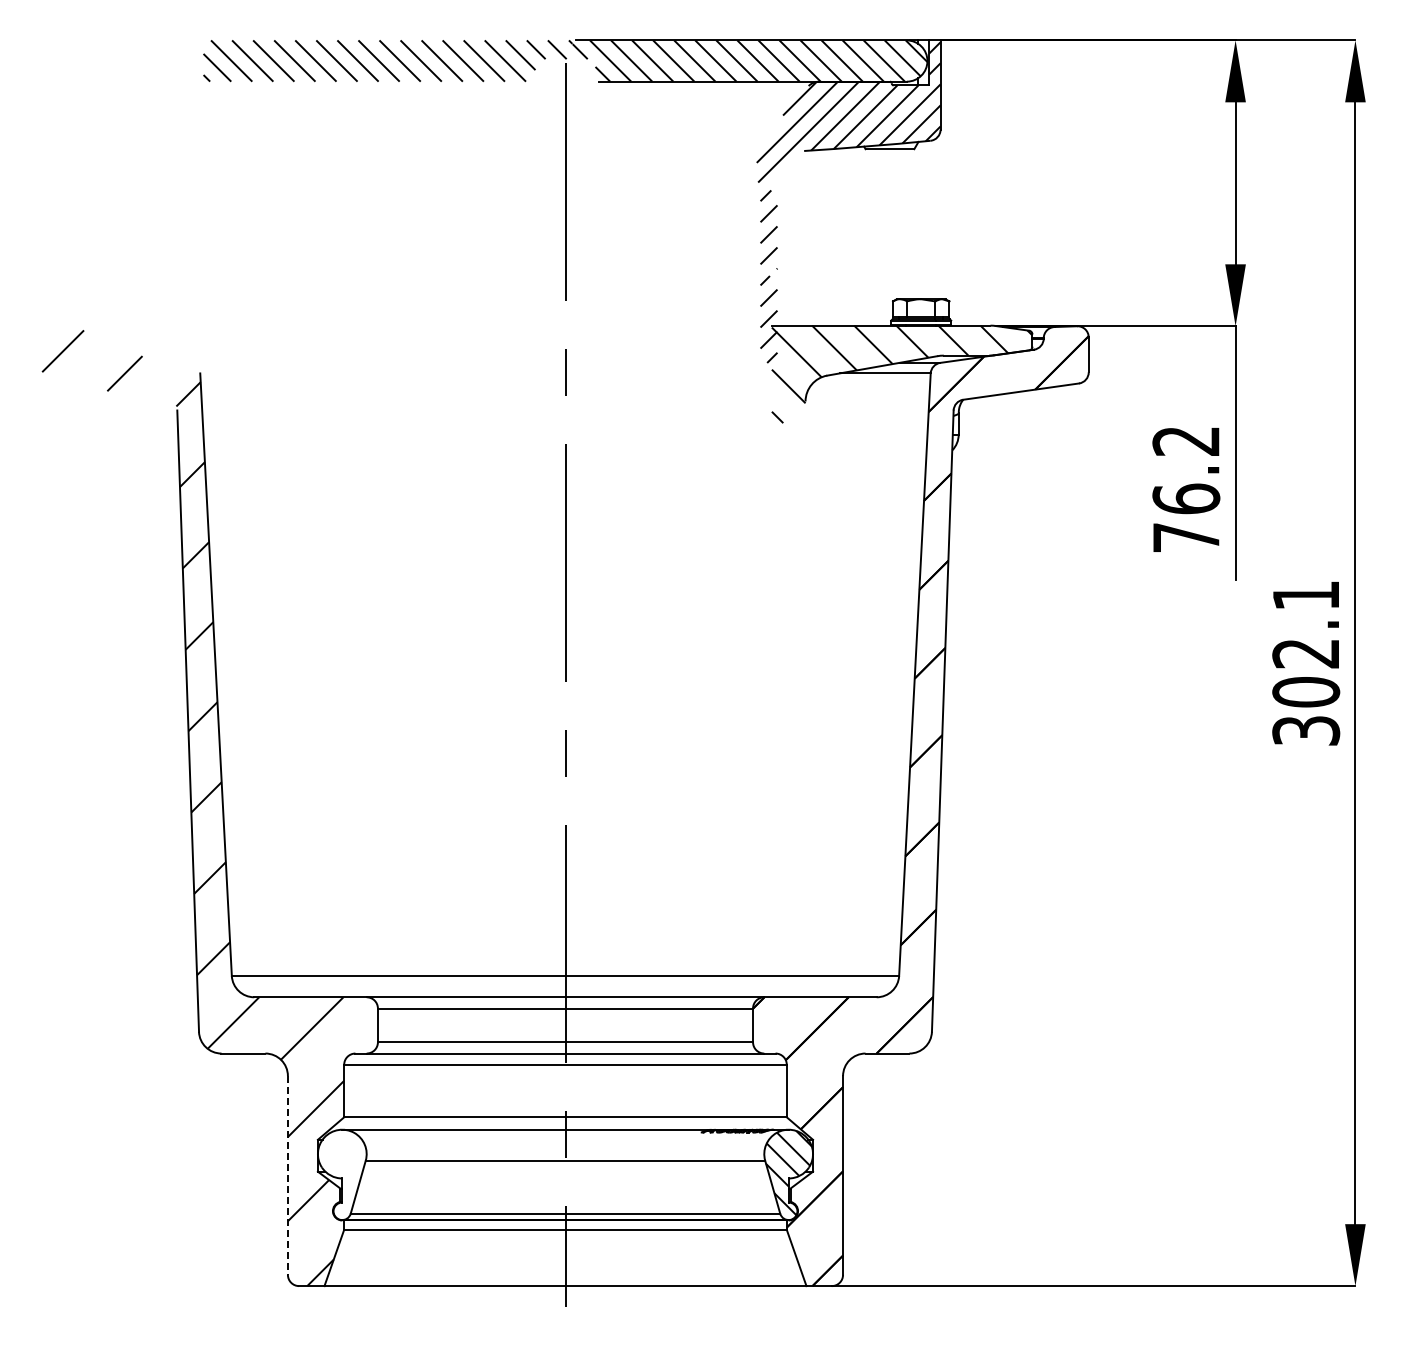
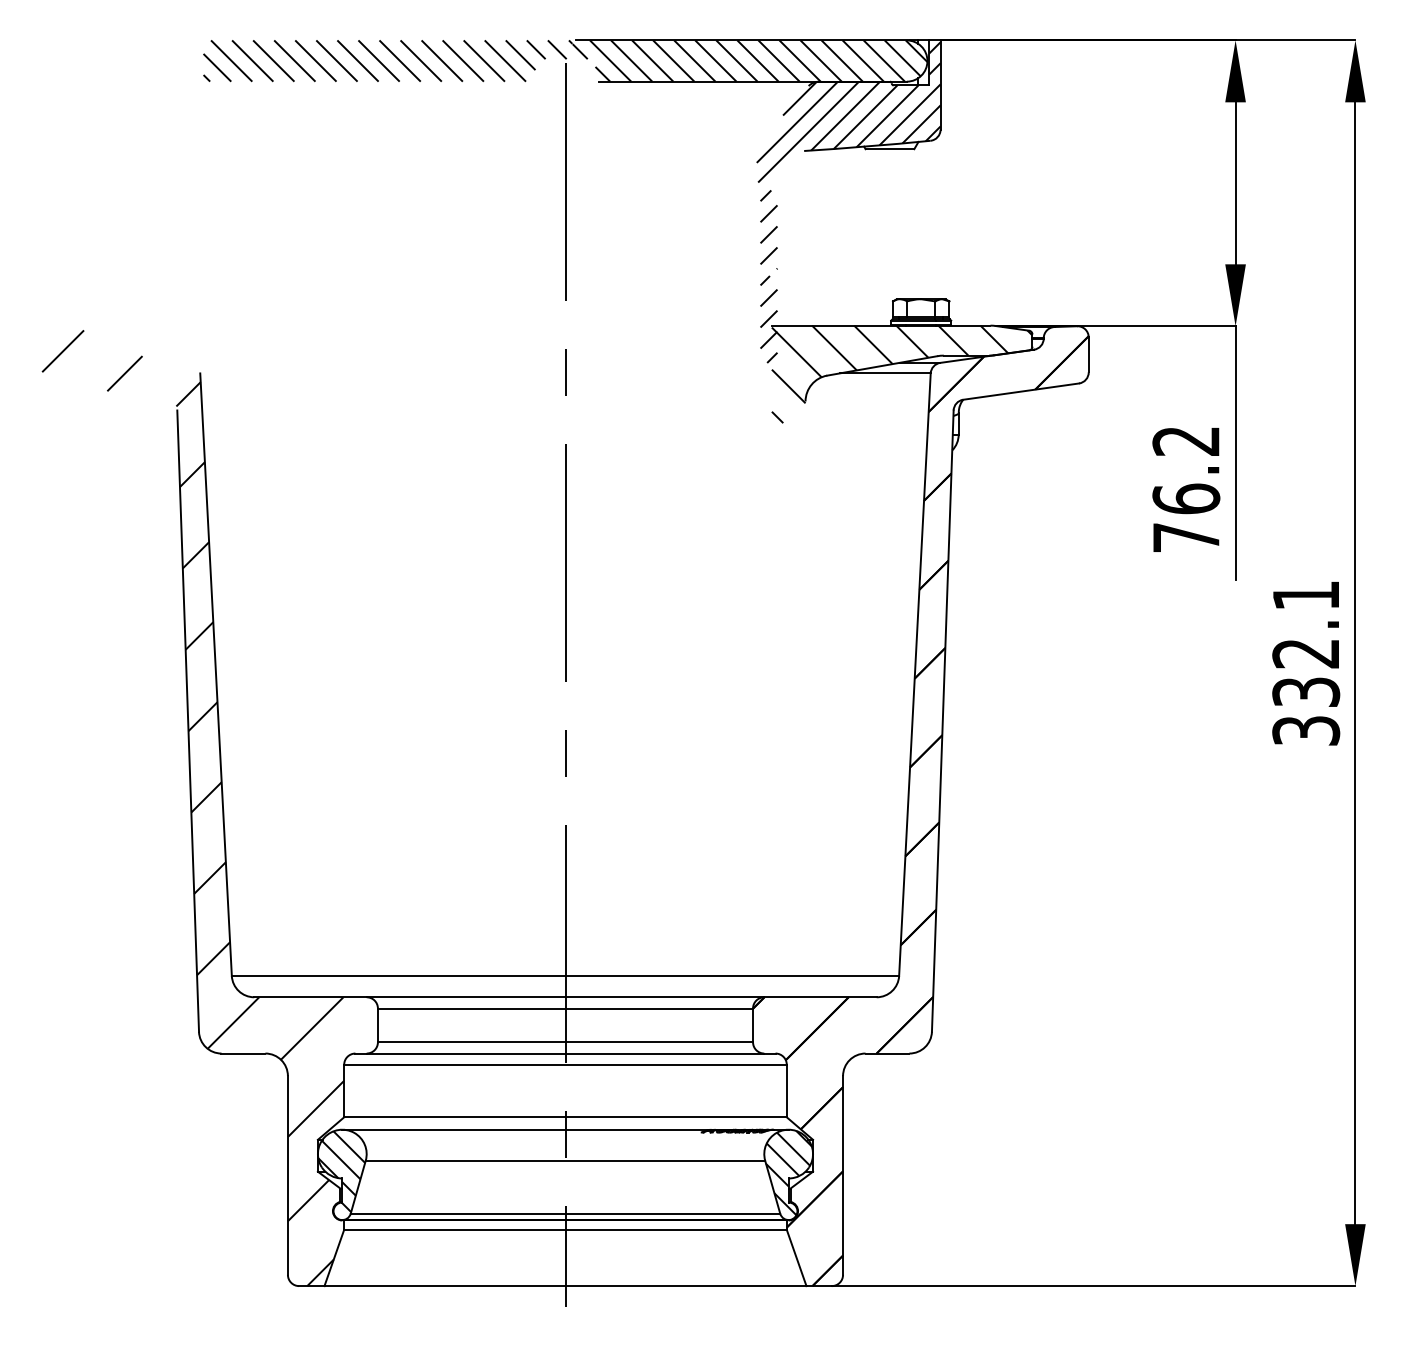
text: 302.1 -> 332.1 (1306, 692)
hatch: none -> present (341, 1171)
line: dashed -> solid (287, 1175)
